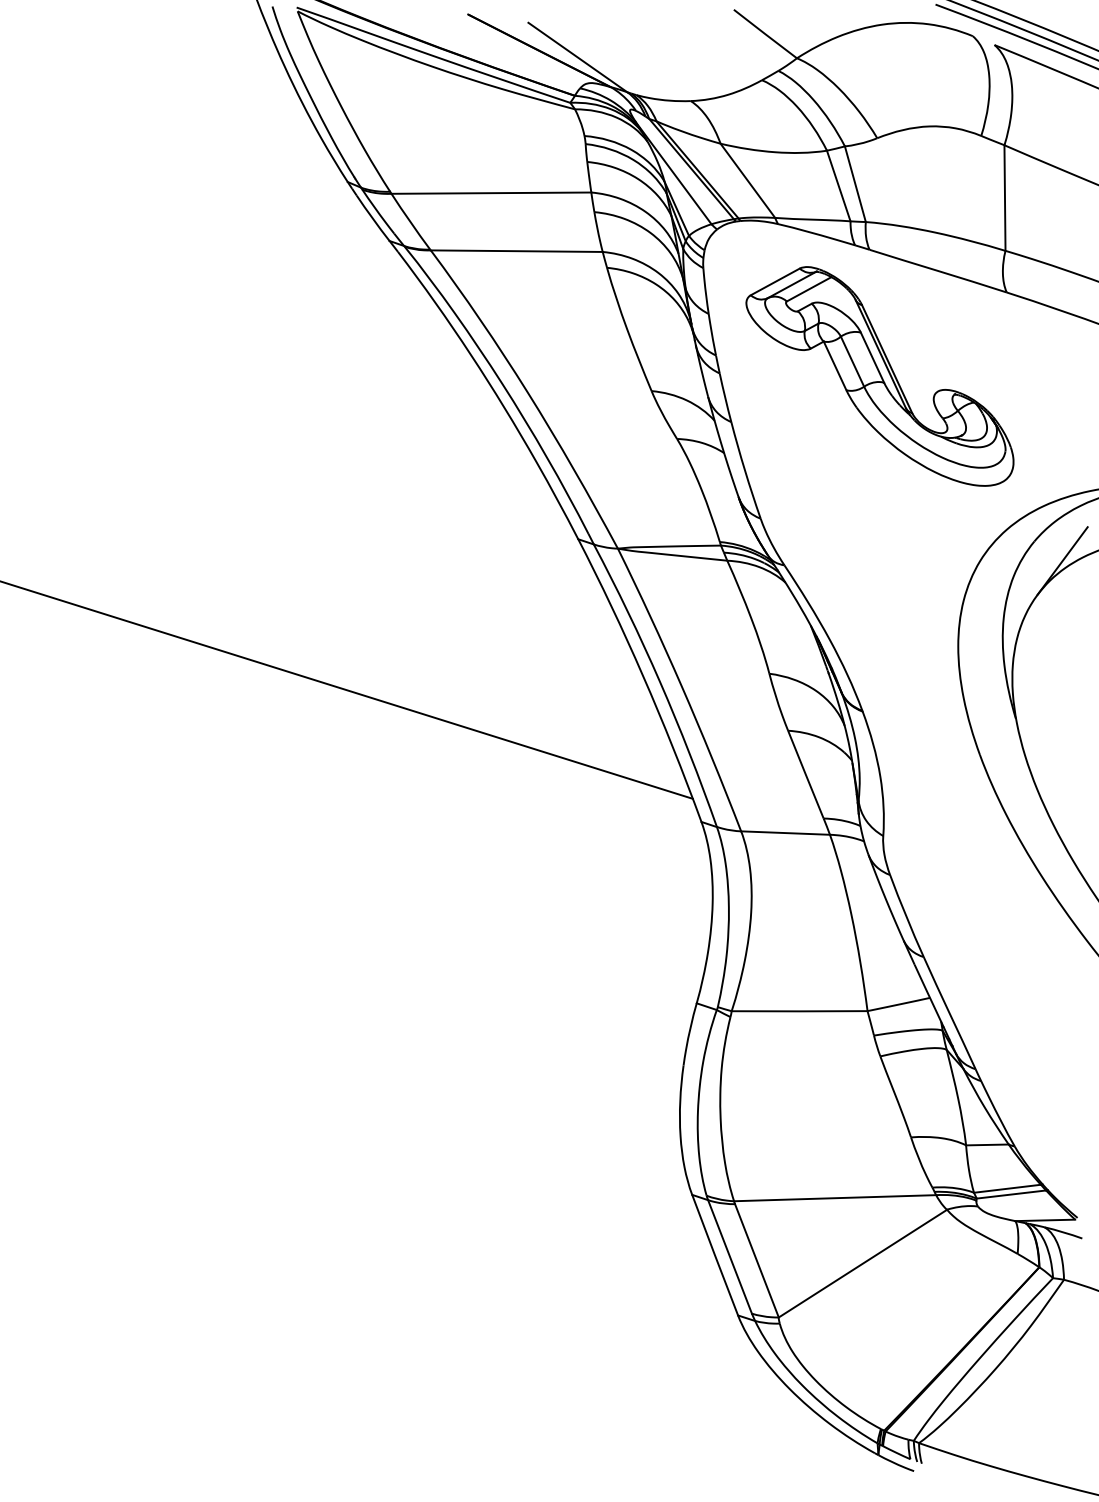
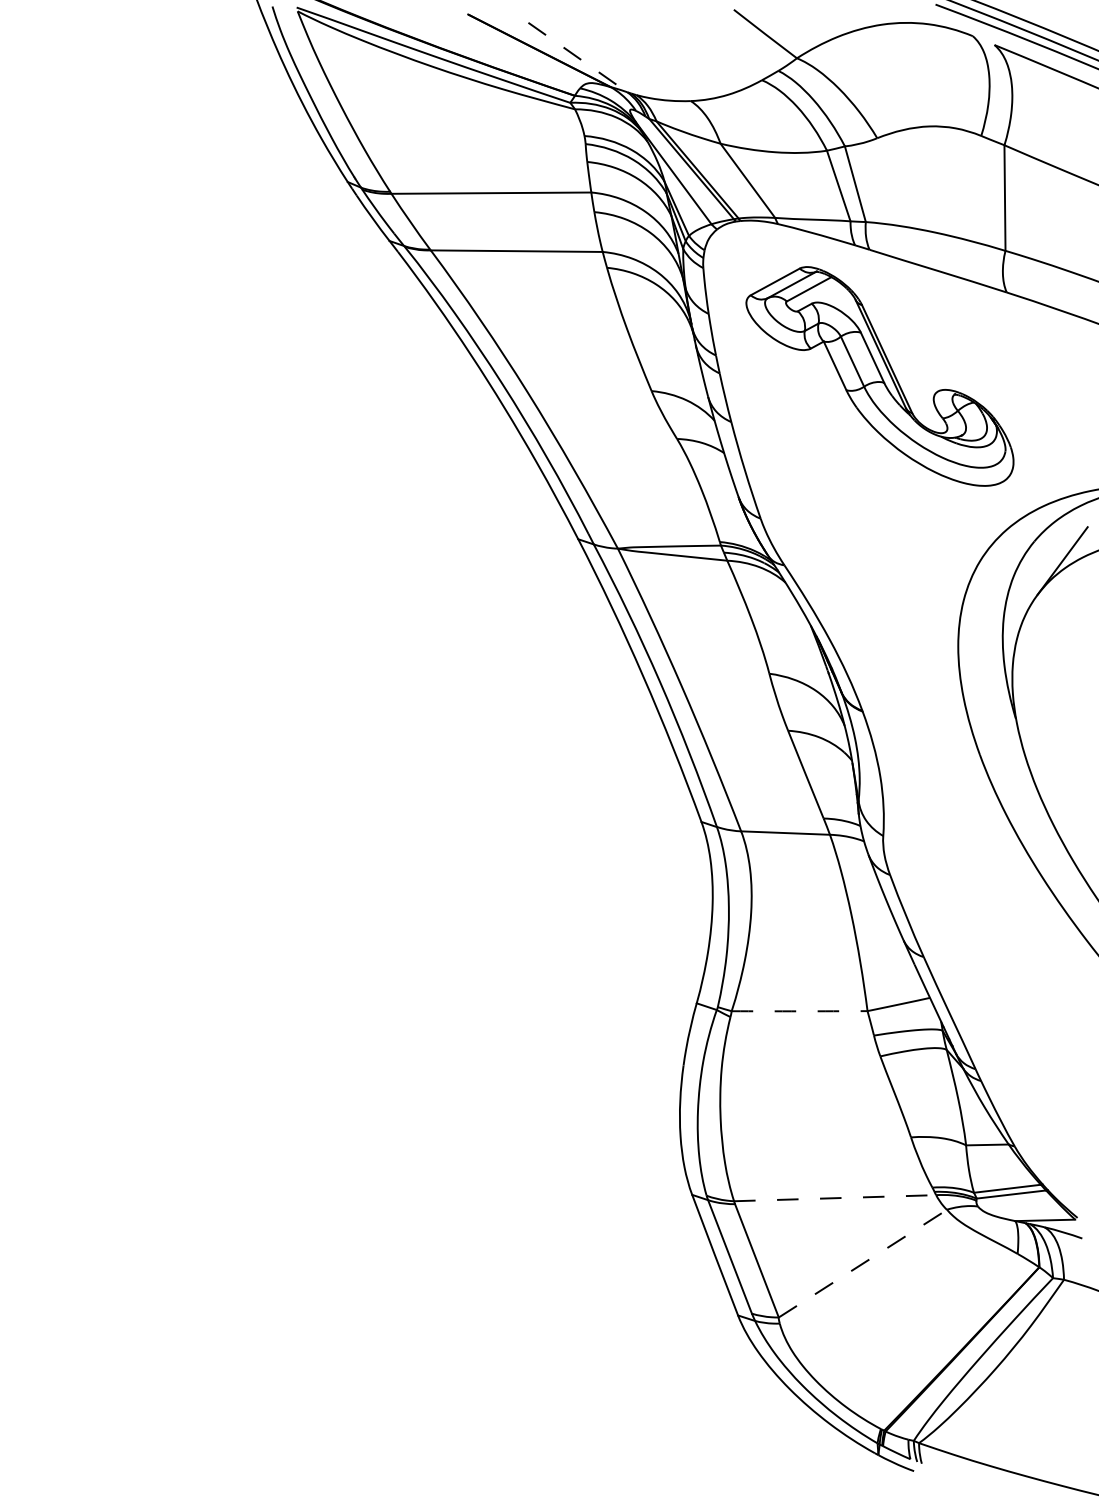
line: solid -> dashed (578, 57)
line: present -> none (347, 690)
arc: solid -> dashed (799, 1011)
line: solid -> dashed (835, 1198)
line: solid -> dashed (862, 1263)
